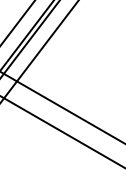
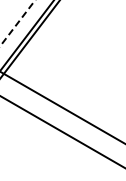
line: solid -> dashed (17, 23)
line: present -> none (39, 51)
